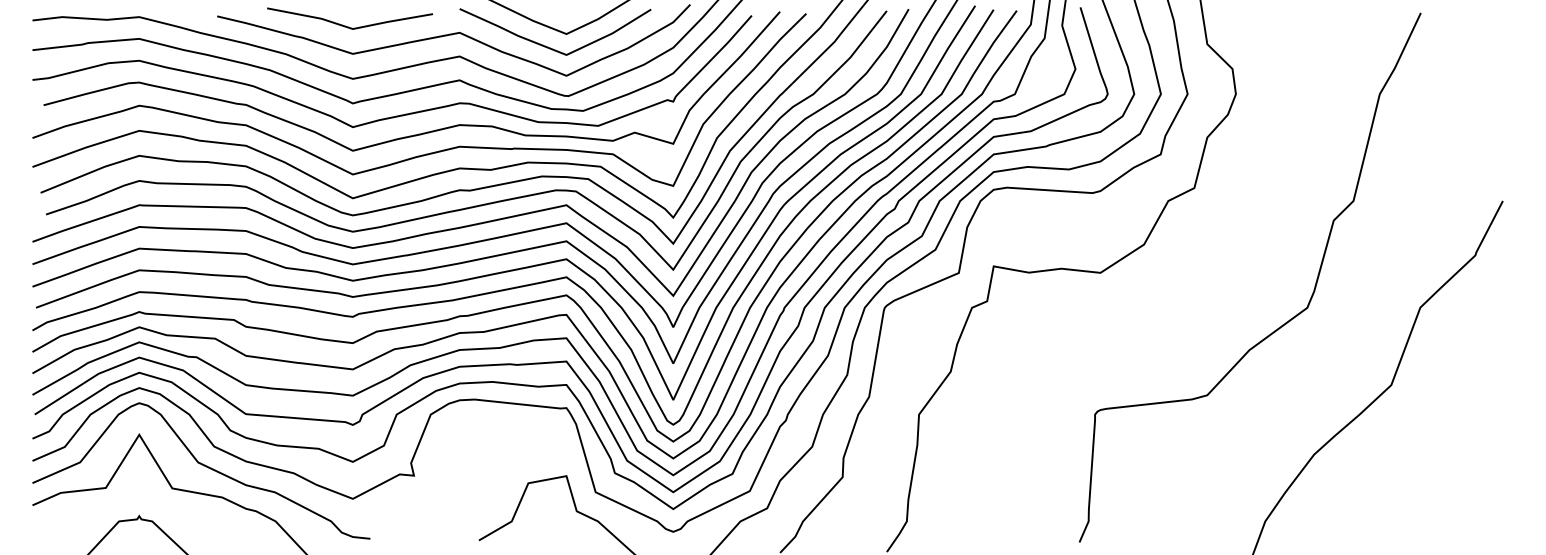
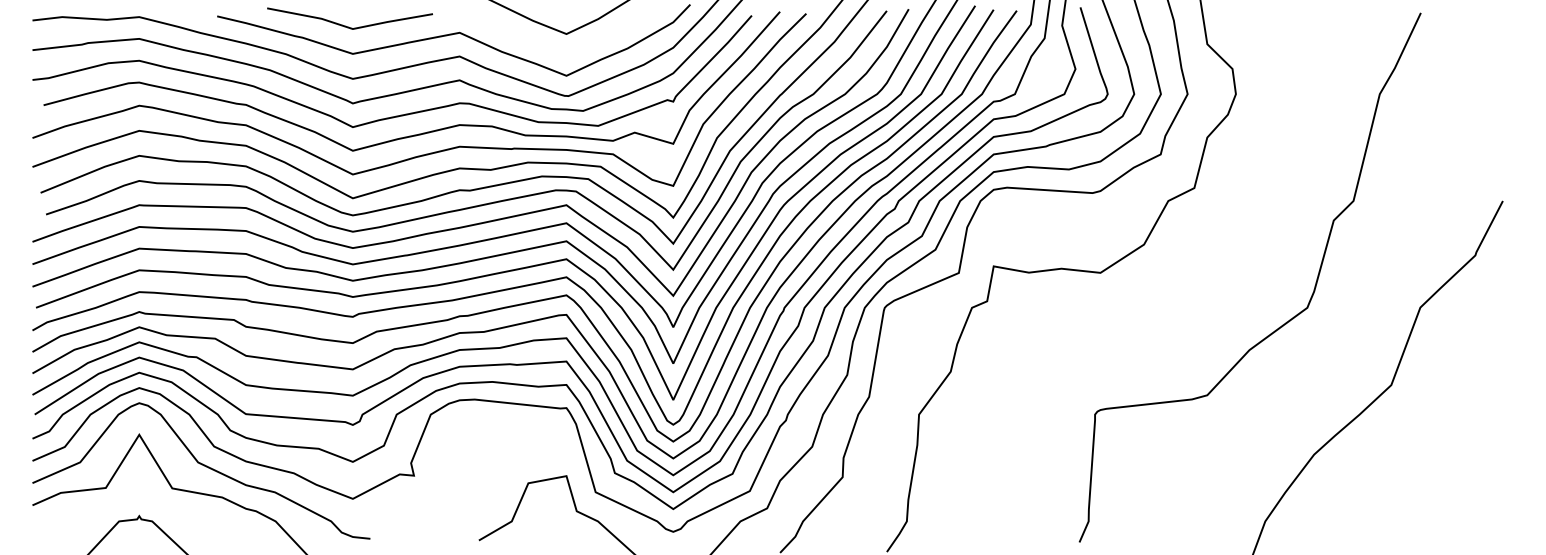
curve: present -> none (548, 46)
